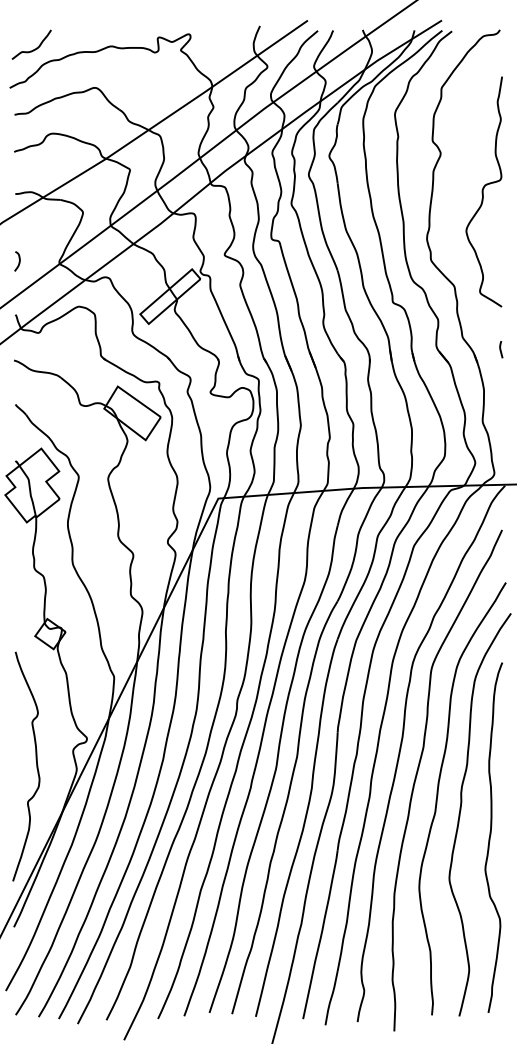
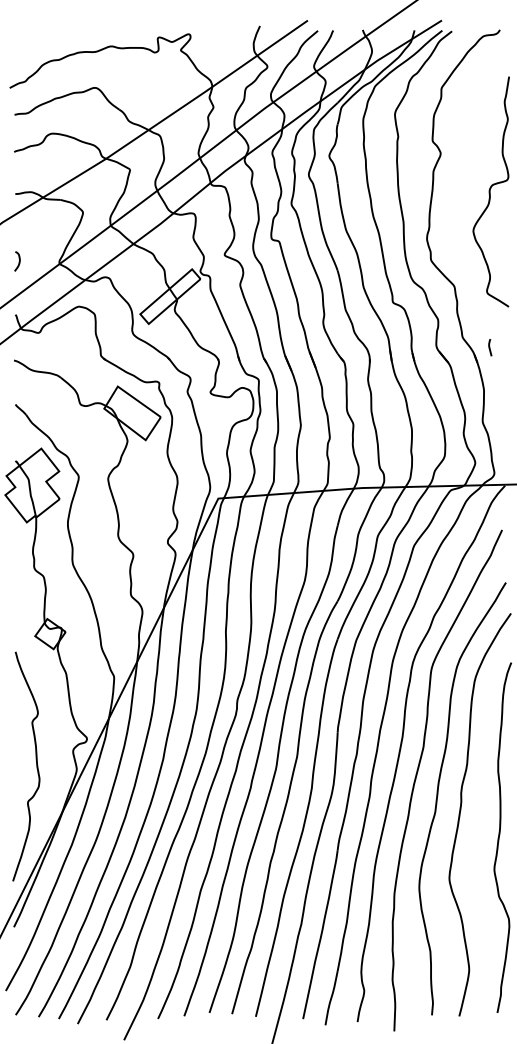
curve: present -> none (34, 48)
curve position: (483, 191) -> (490, 191) (490, 191)
curve position: (501, 349) -> (490, 347) (490, 347)
curve position: (491, 835) -> (500, 835) (500, 835)
